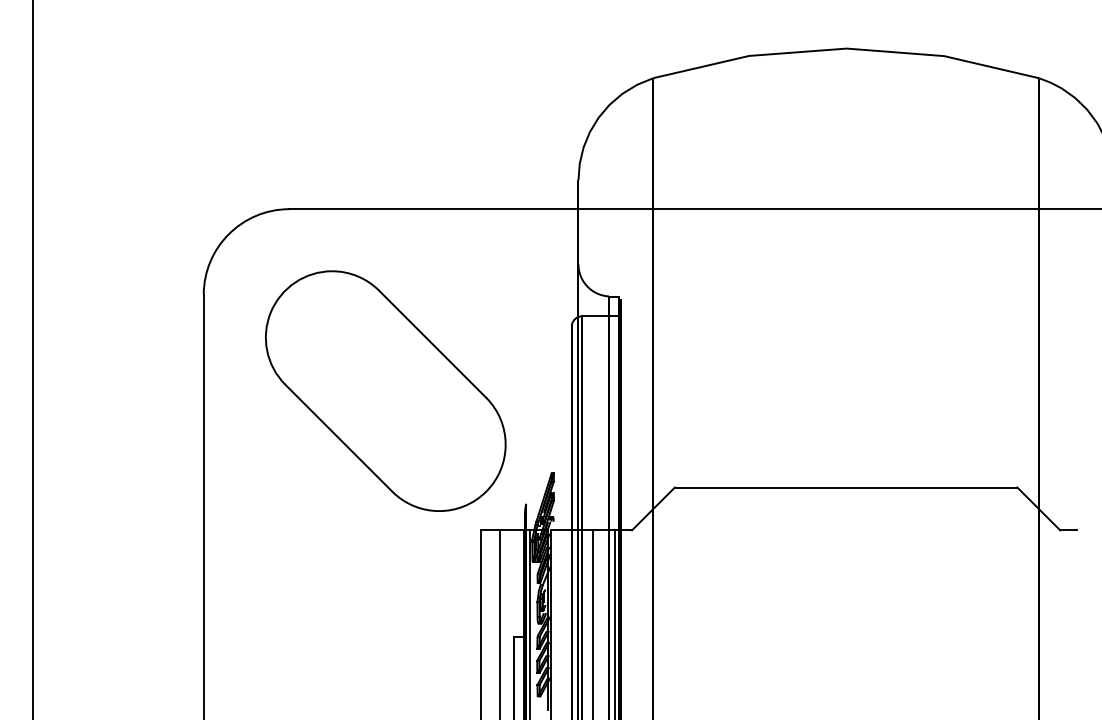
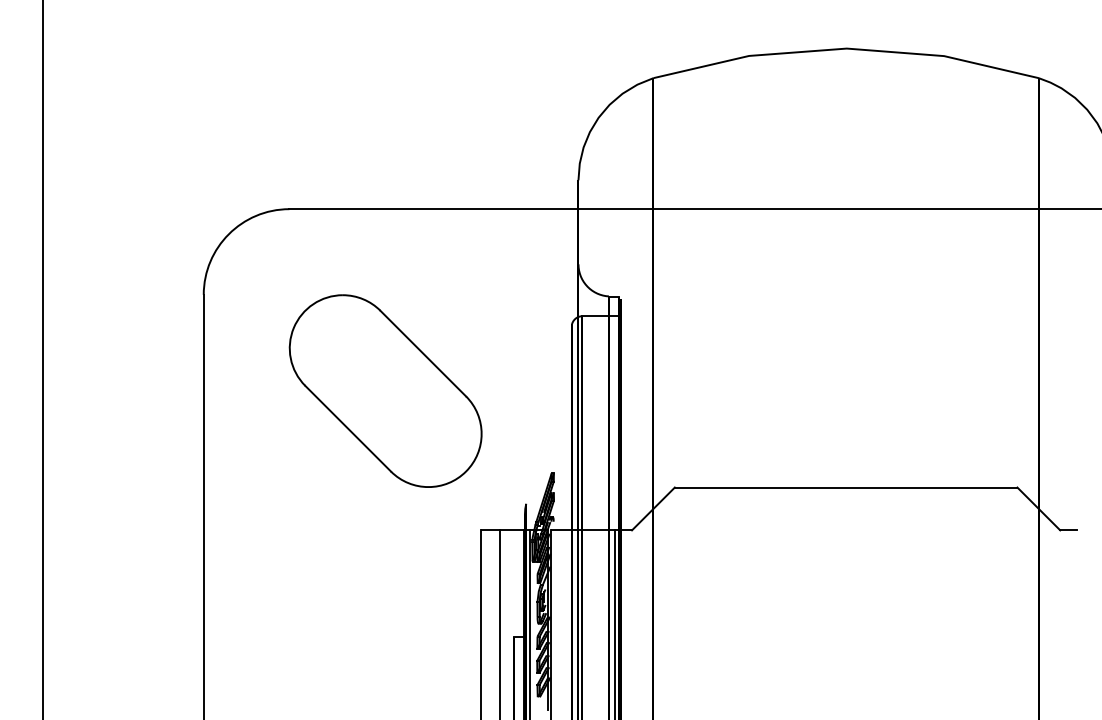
line position: (33, 359) -> (43, 359) (43, 359)
part size: 243x242 px -> 195x194 px (385, 390)
line: present -> none (593, 623)
